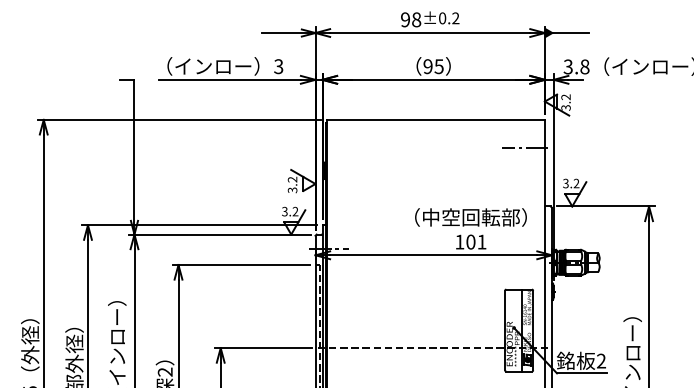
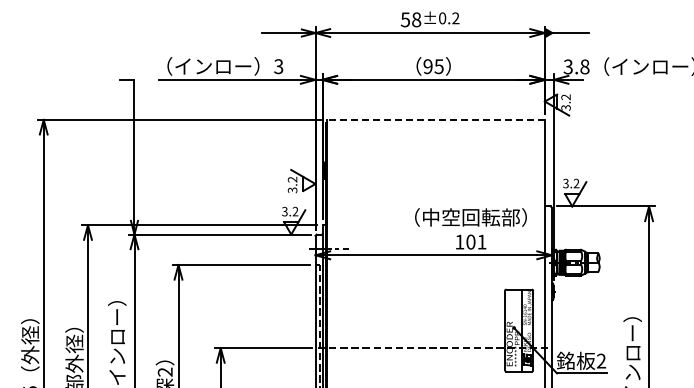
text: 98 -> 58 (404, 19)
line: solid -> dashed (436, 119)
line: present -> none (524, 147)
